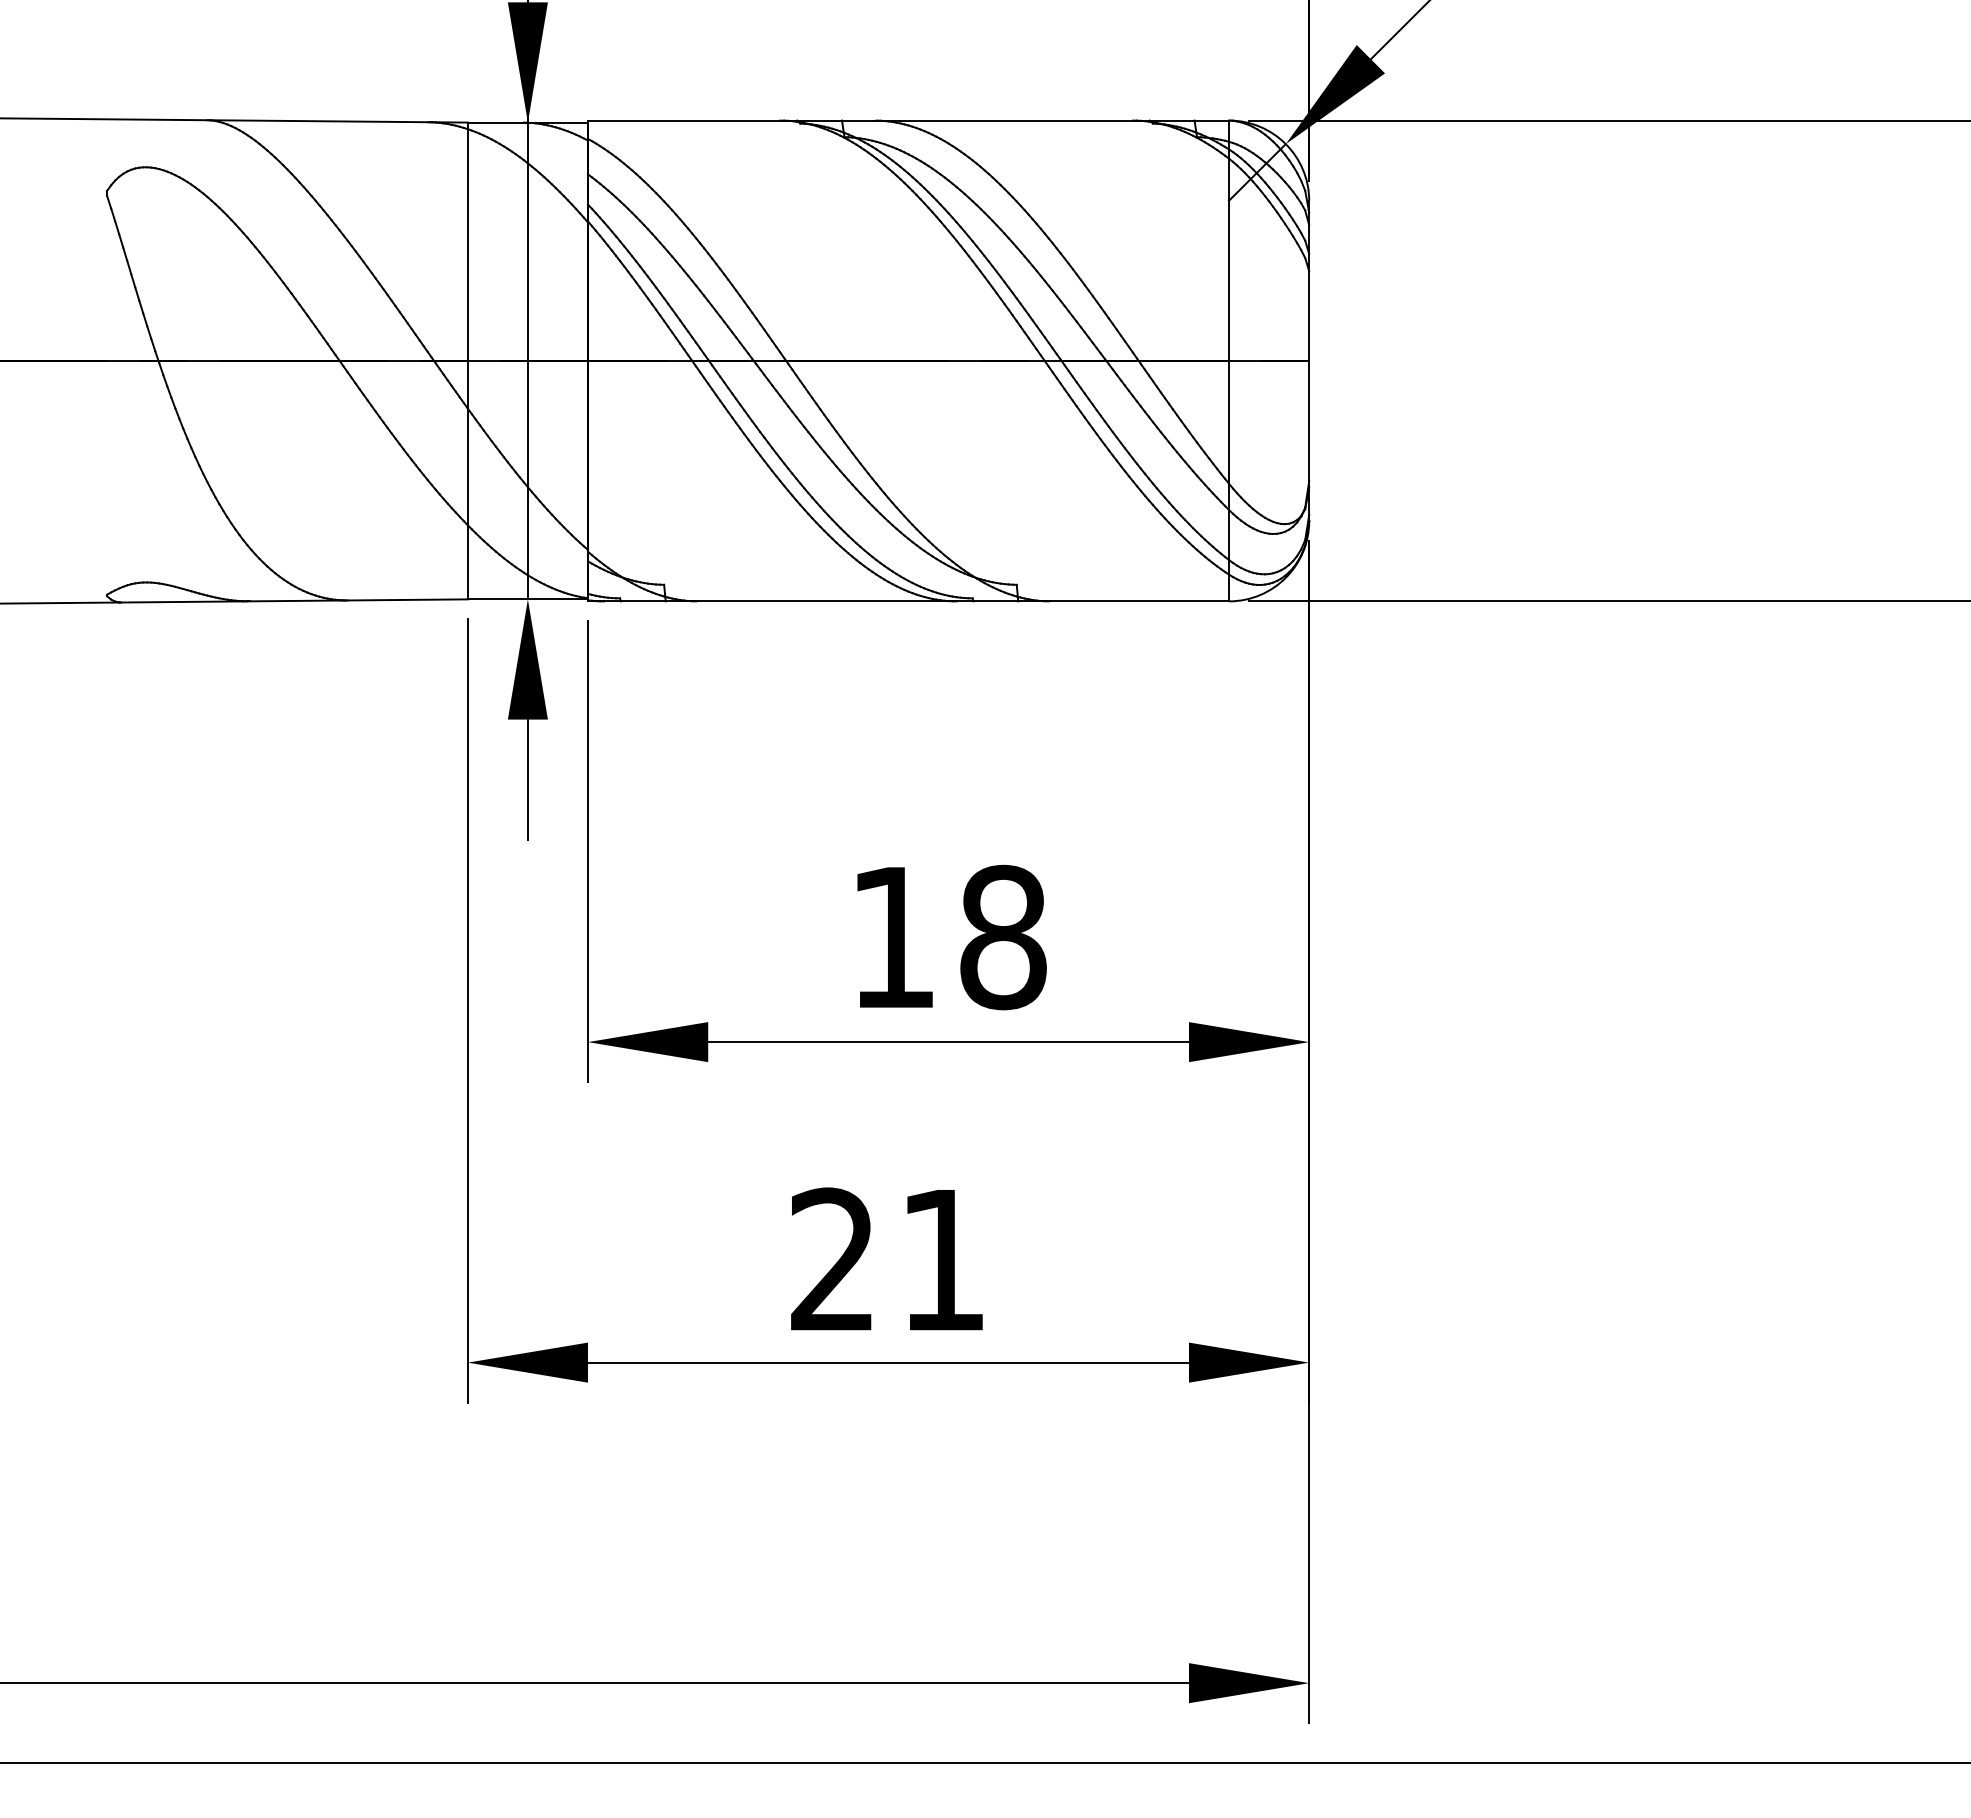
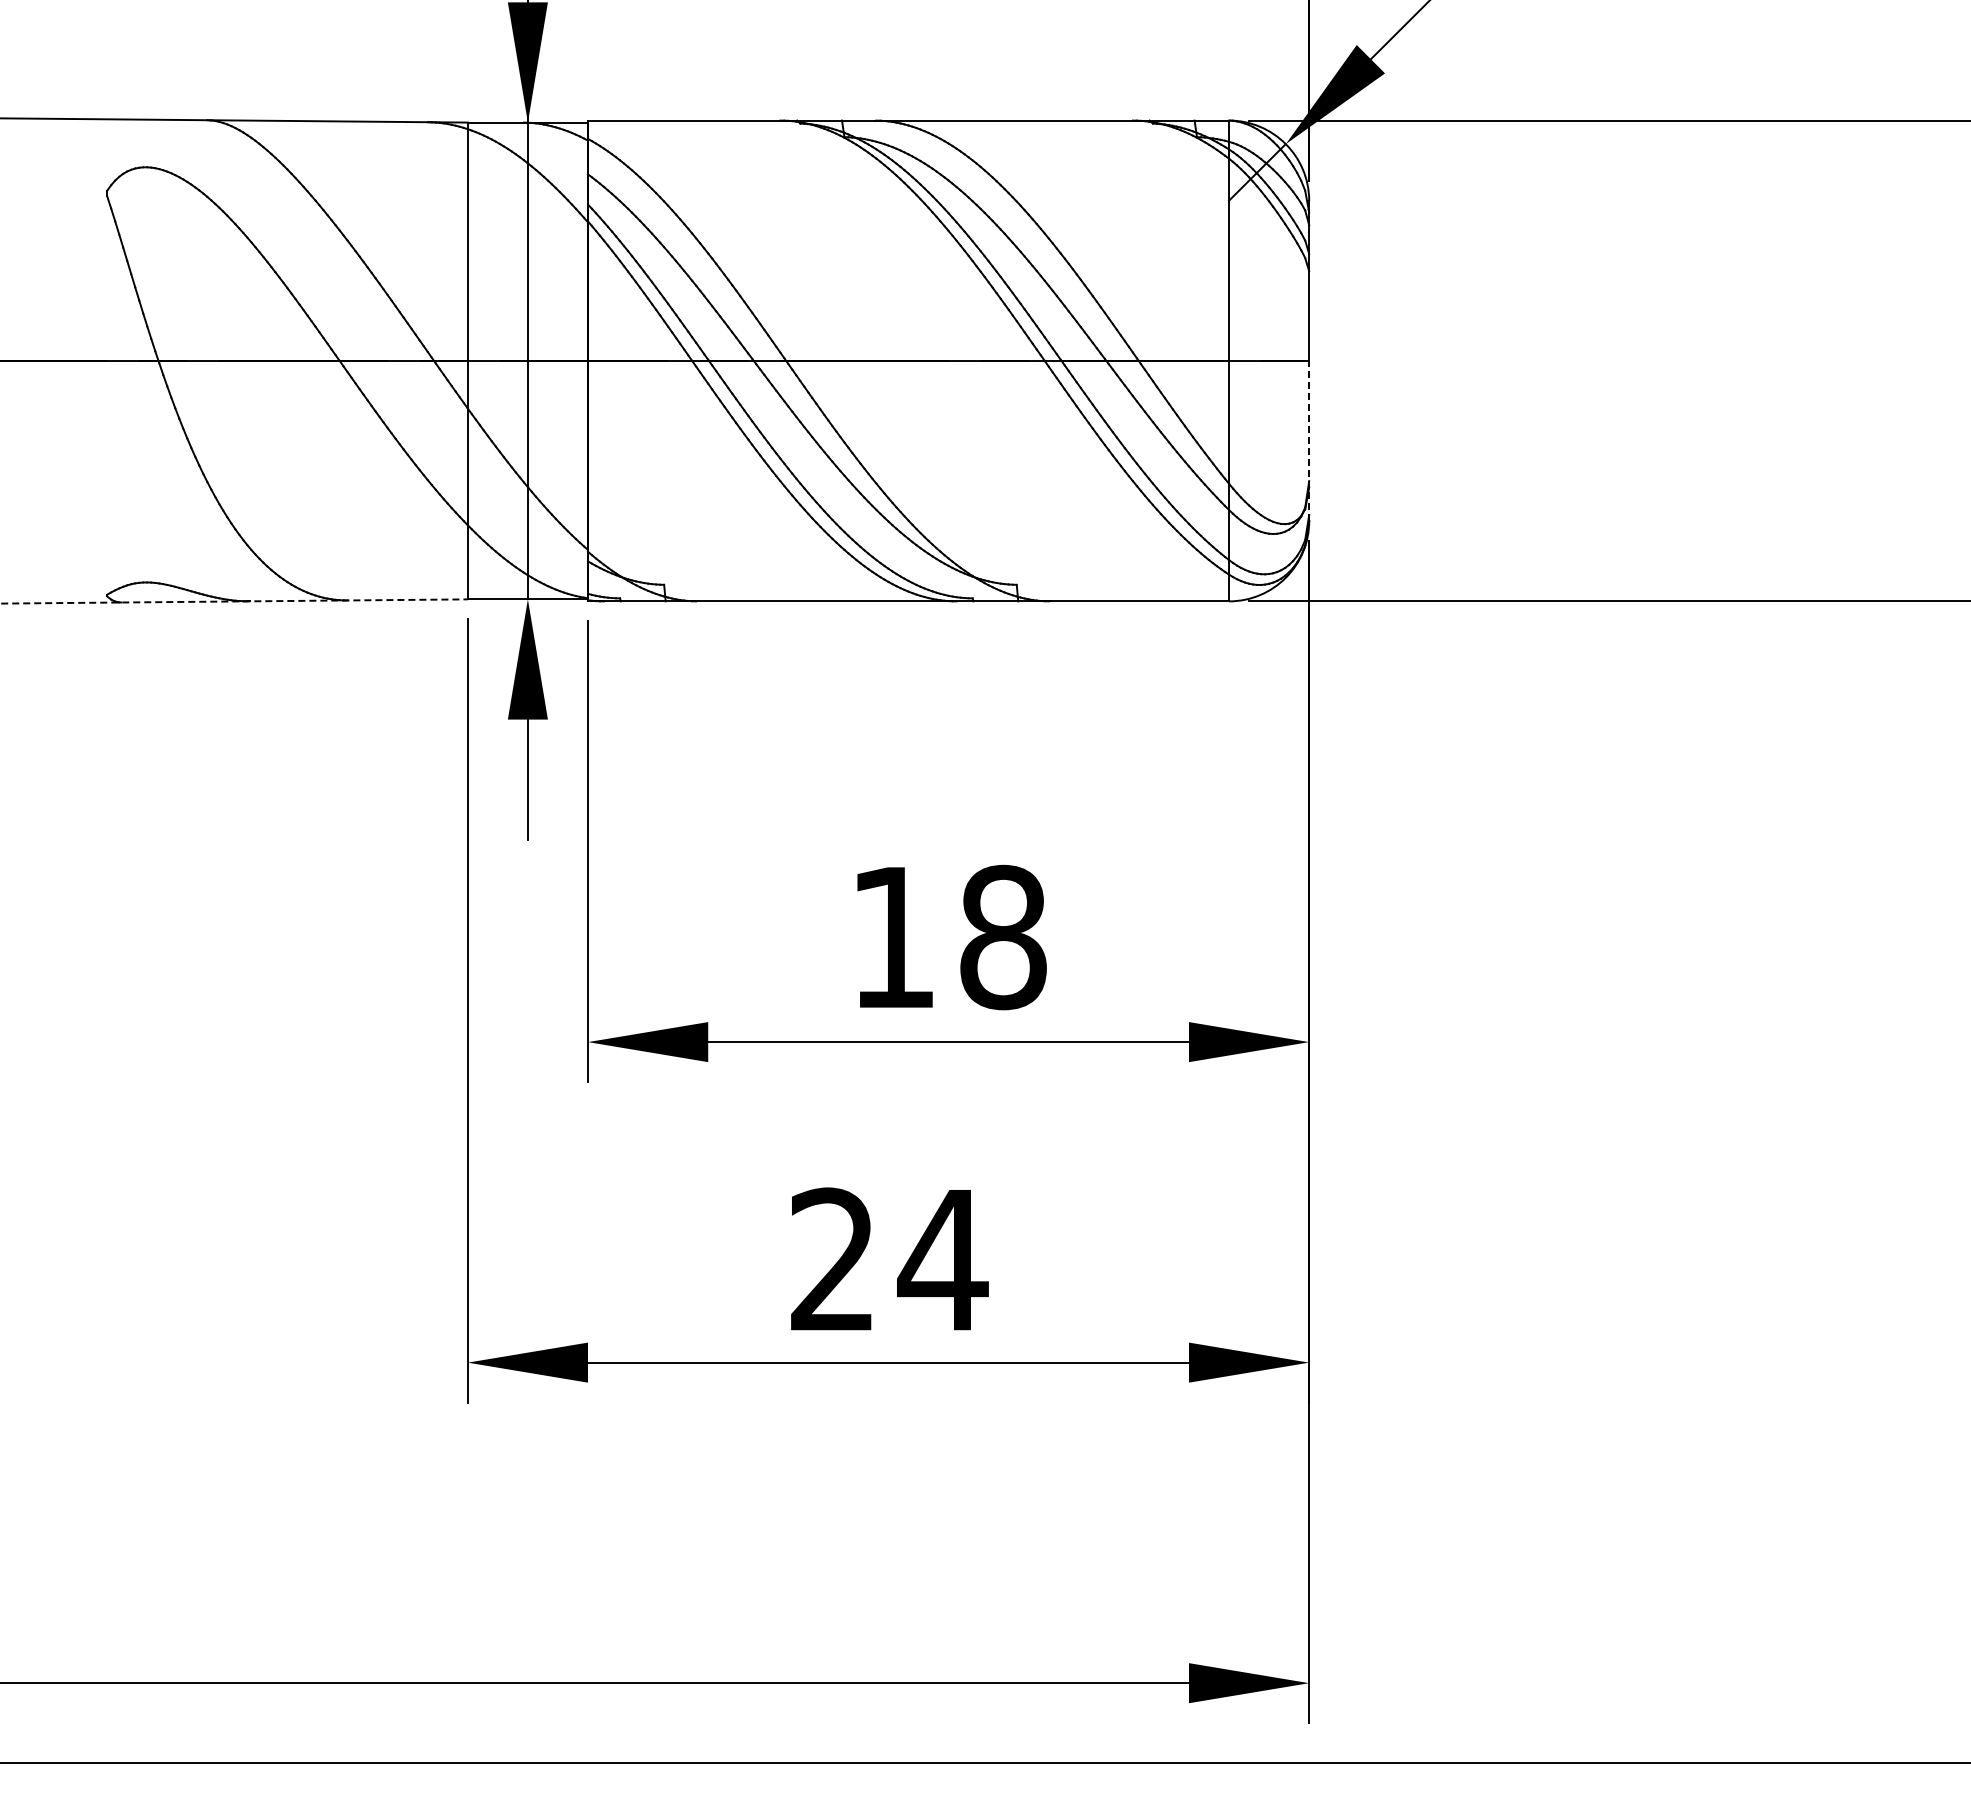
line: solid -> dashed (1309, 440)
line: solid -> dashed (234, 601)
text: 21 -> 24 (942, 1260)
